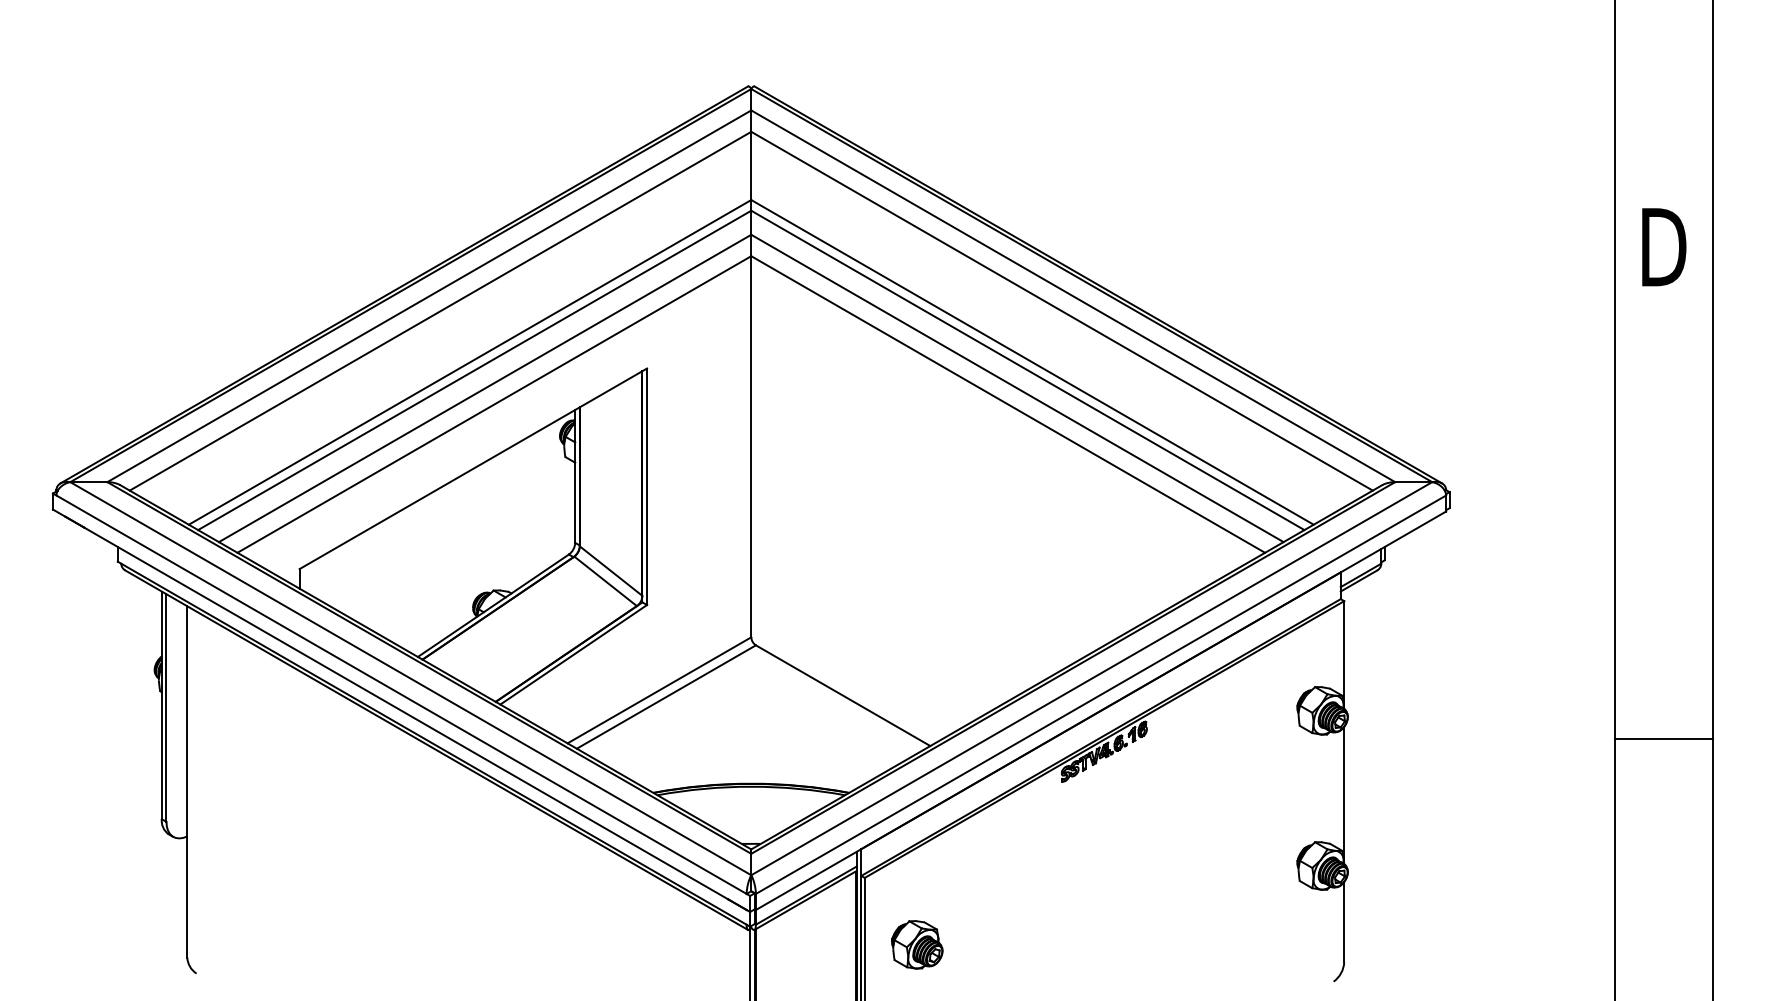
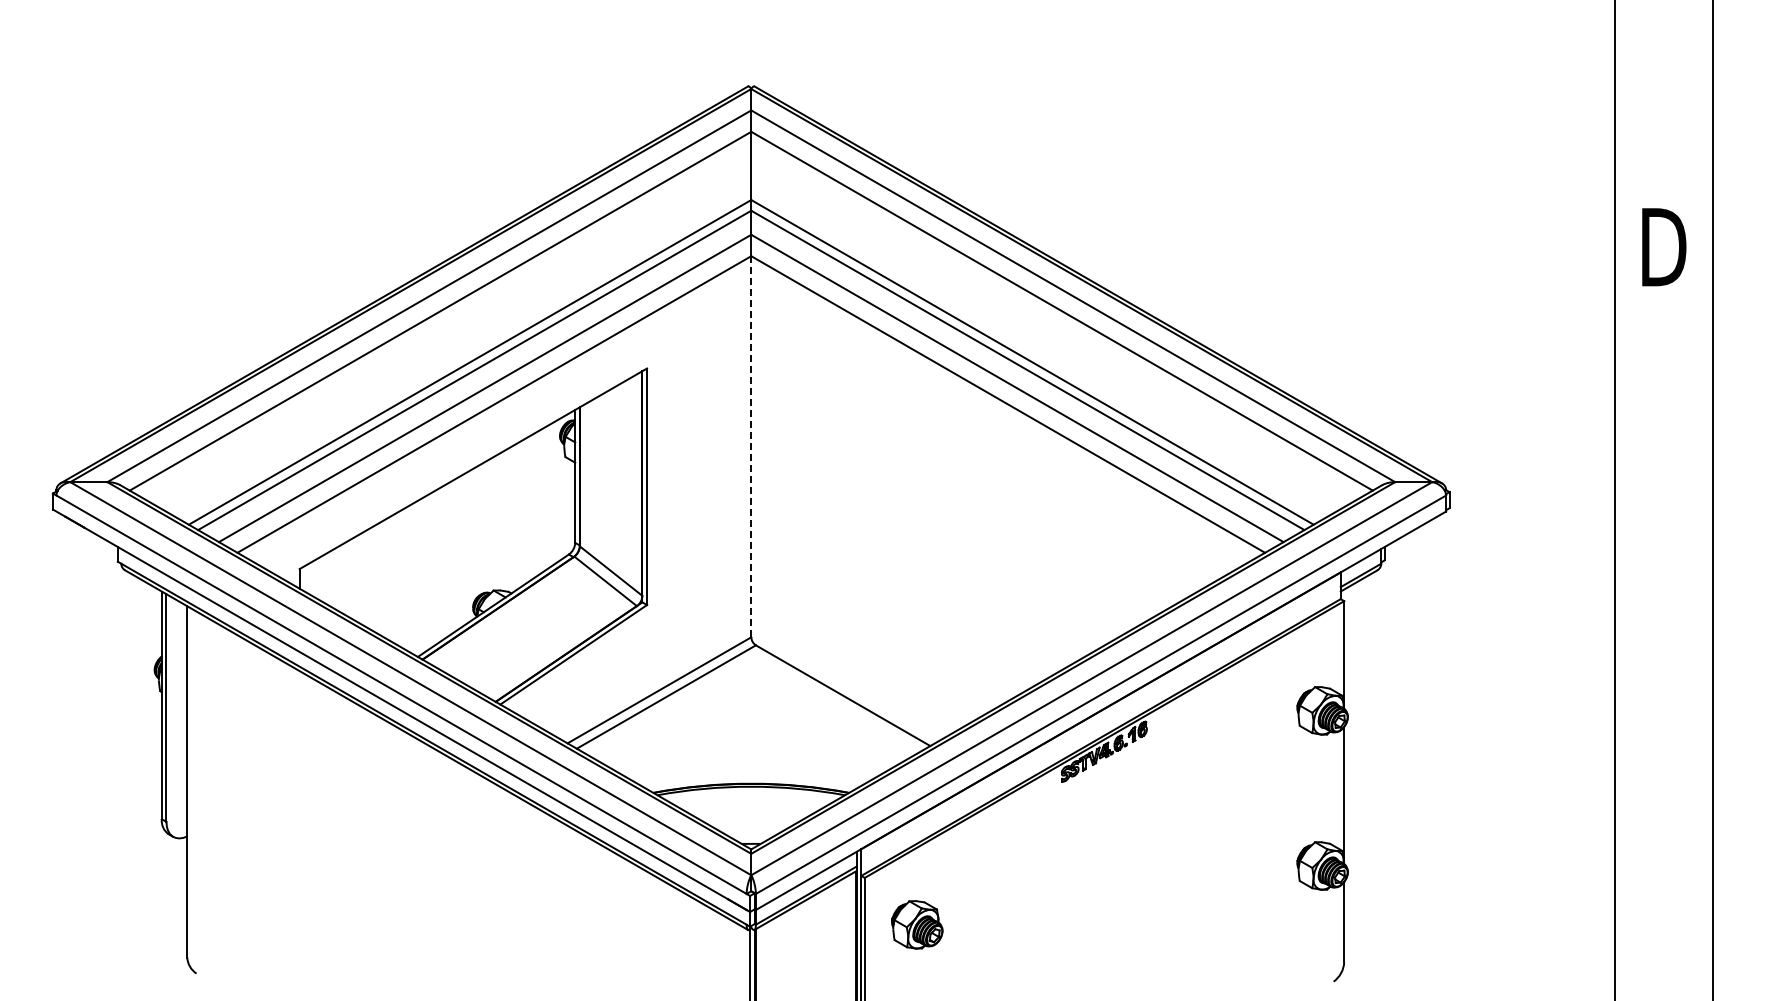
line: solid -> dashed (751, 446)
line: present -> none (1663, 738)
part position: (917, 944) -> (917, 924) (917, 924)
